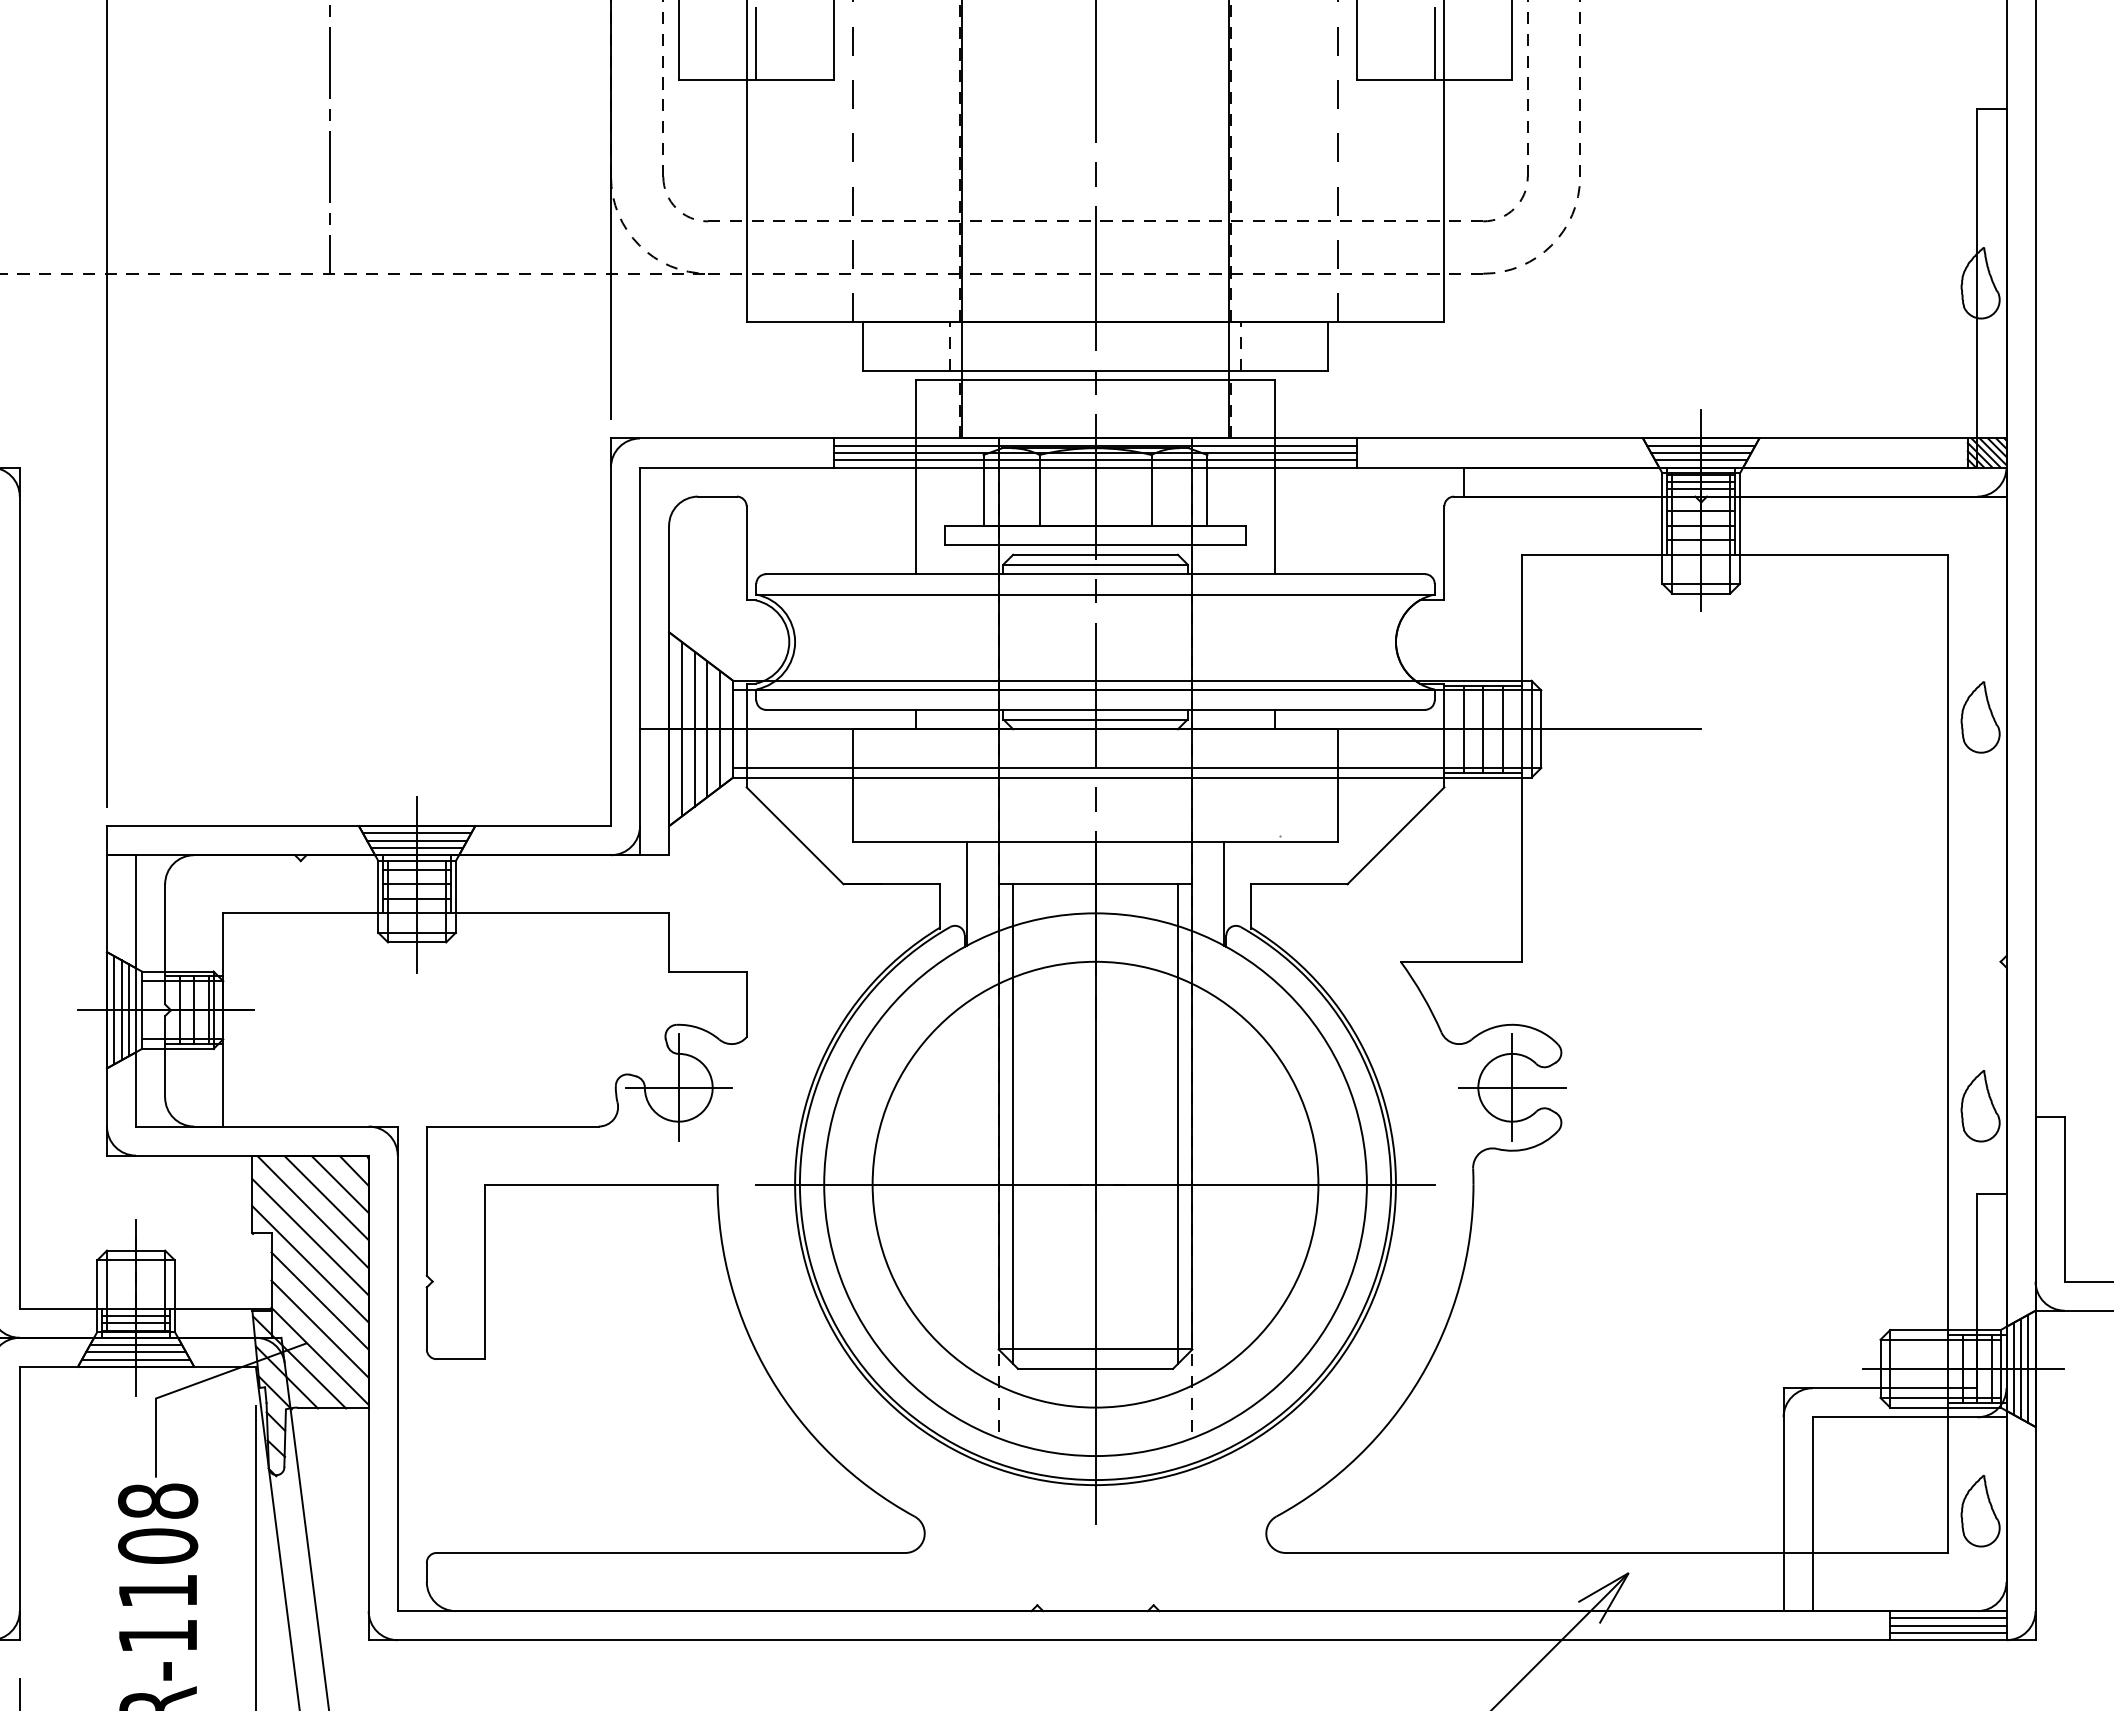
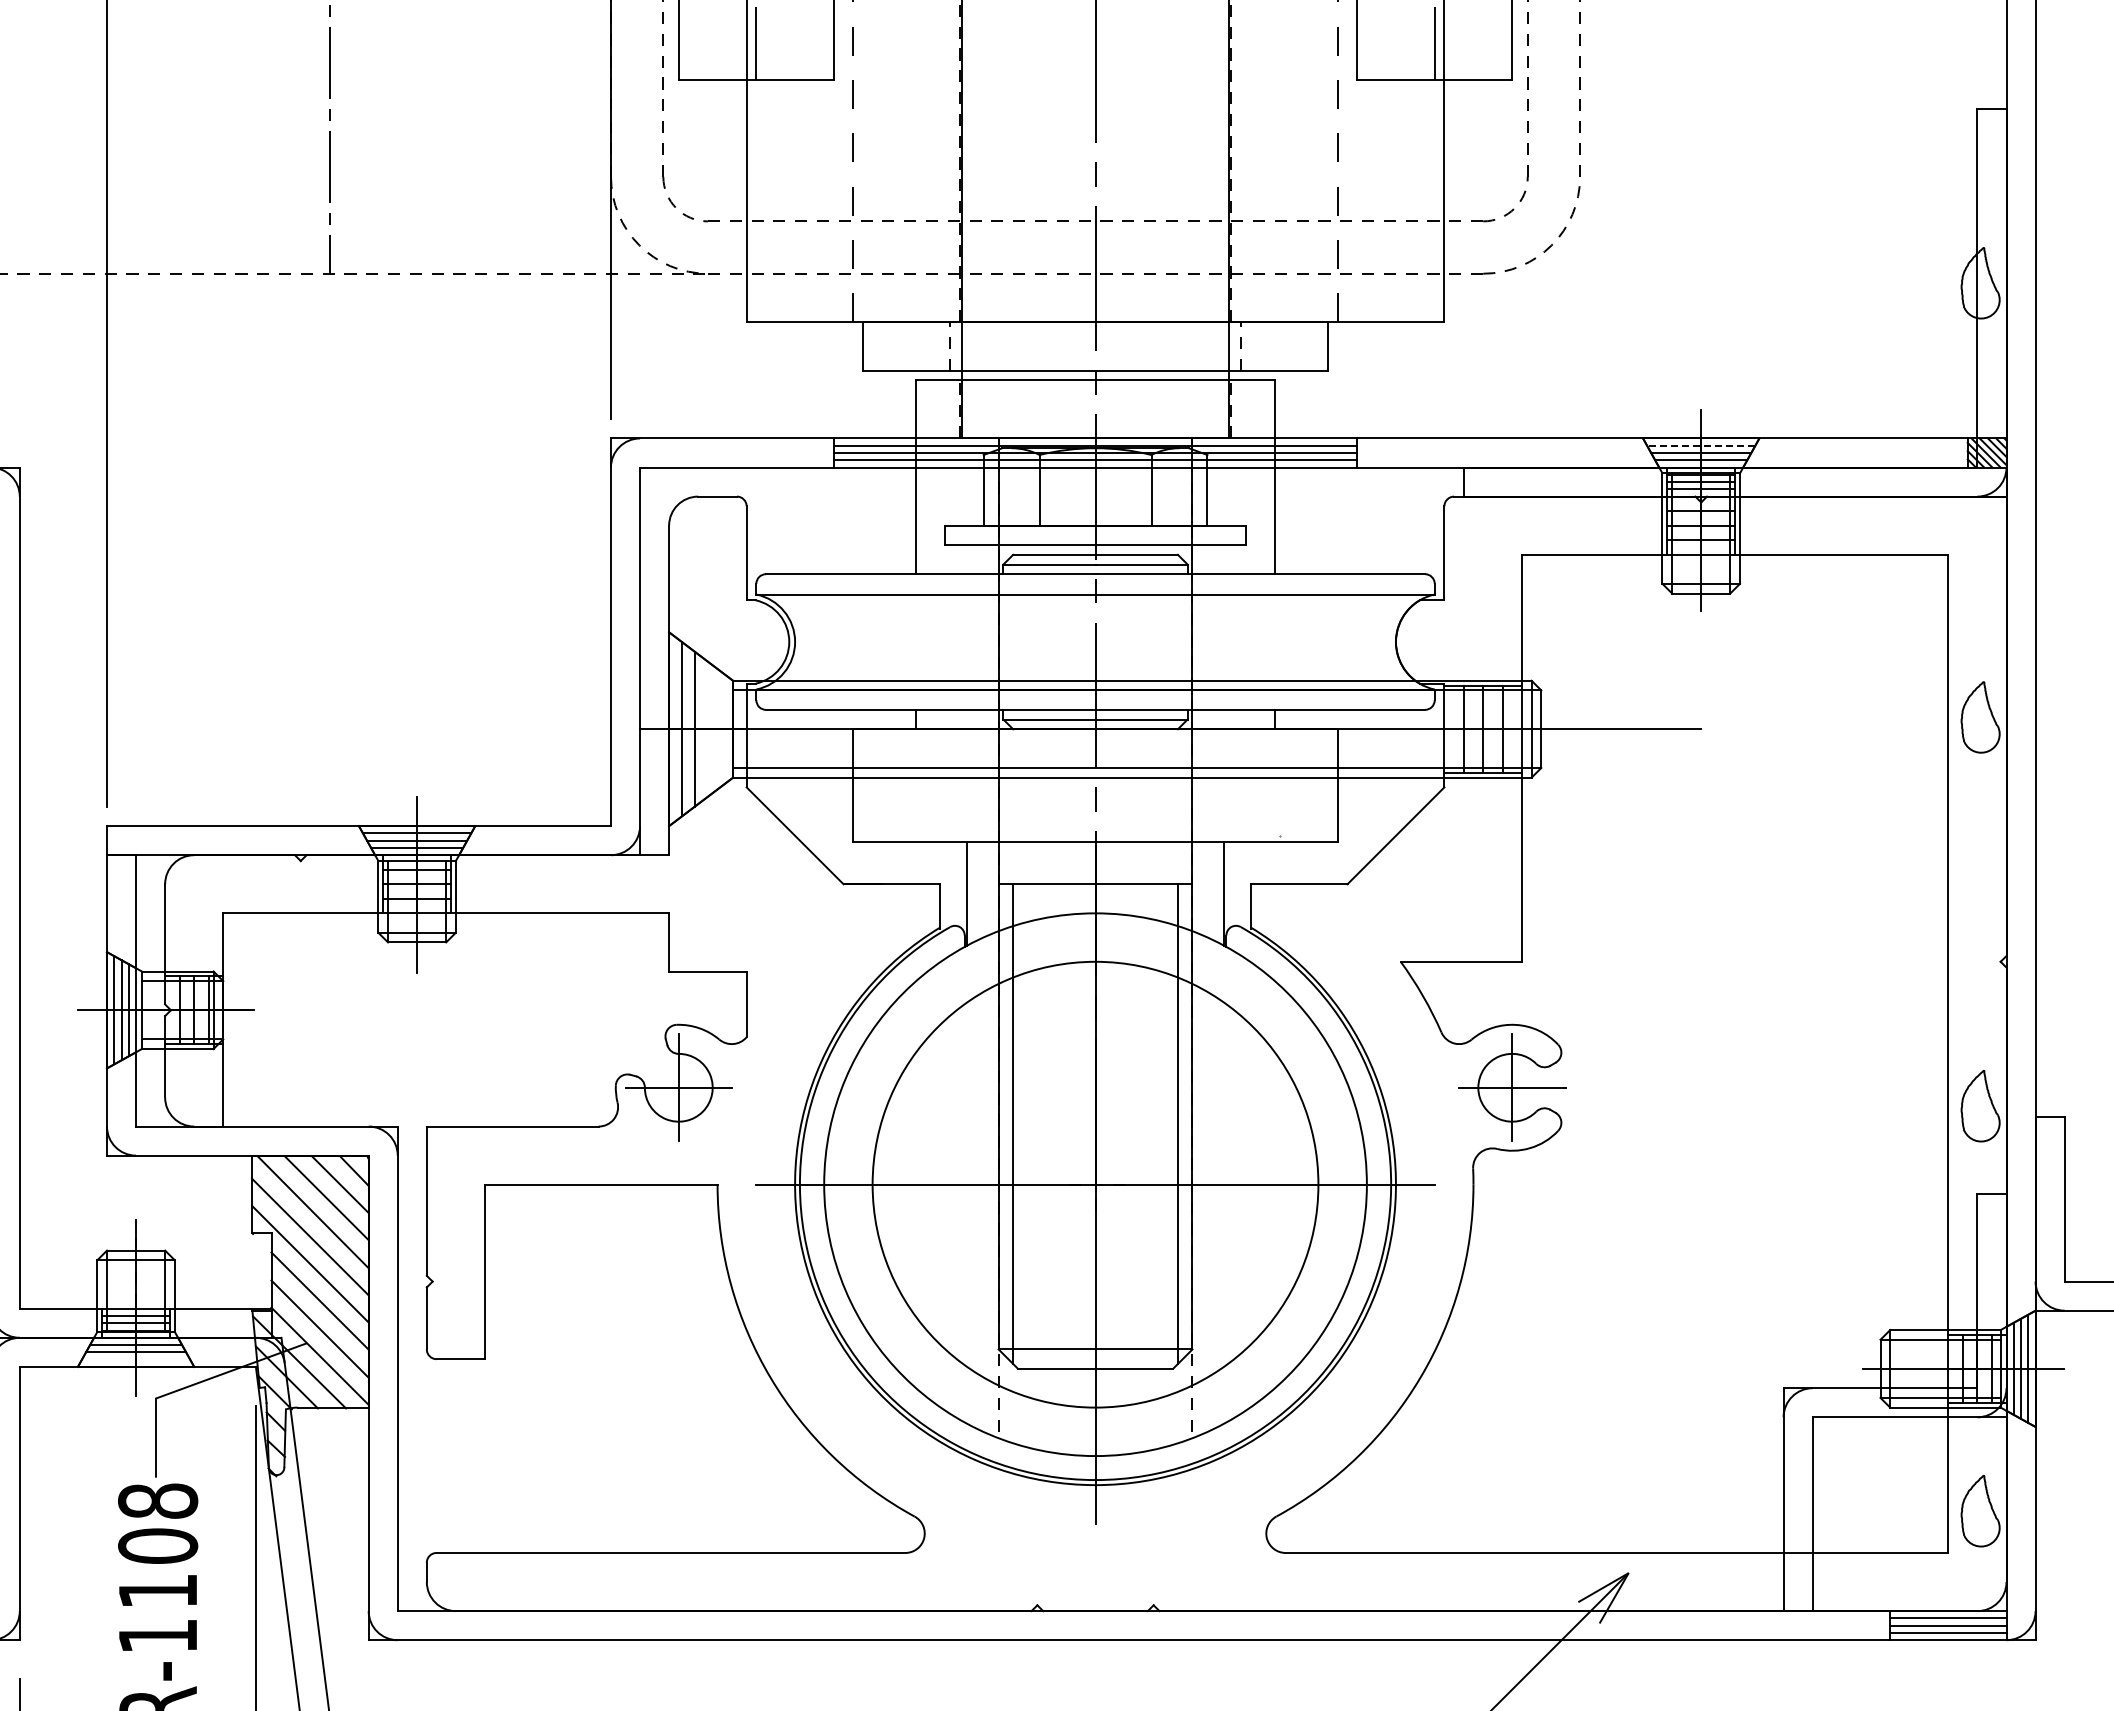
line: solid -> dashed (1700, 445)
line: present -> none (707, 729)
line: present -> none (720, 729)
line: present -> none (135, 1359)
